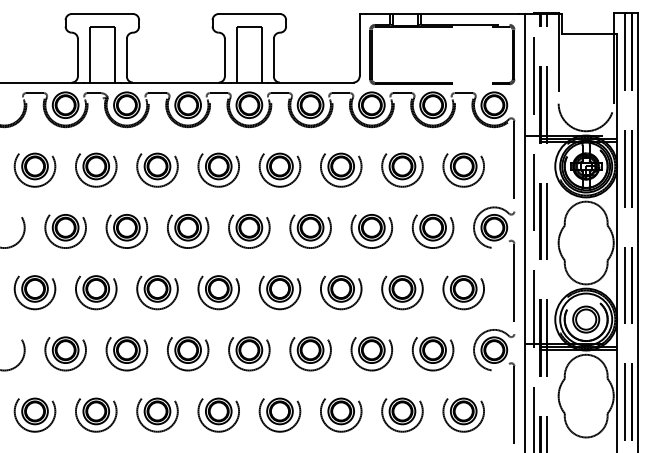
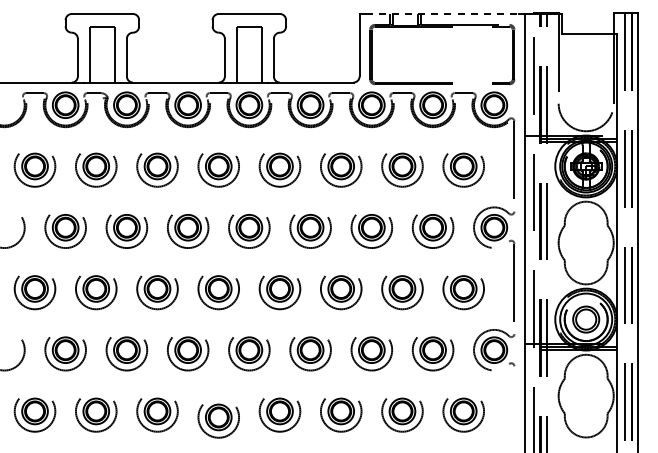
line: solid -> dashed (442, 14)
line: present -> none (514, 407)
part position: (218, 414) -> (218, 420) (218, 420)
